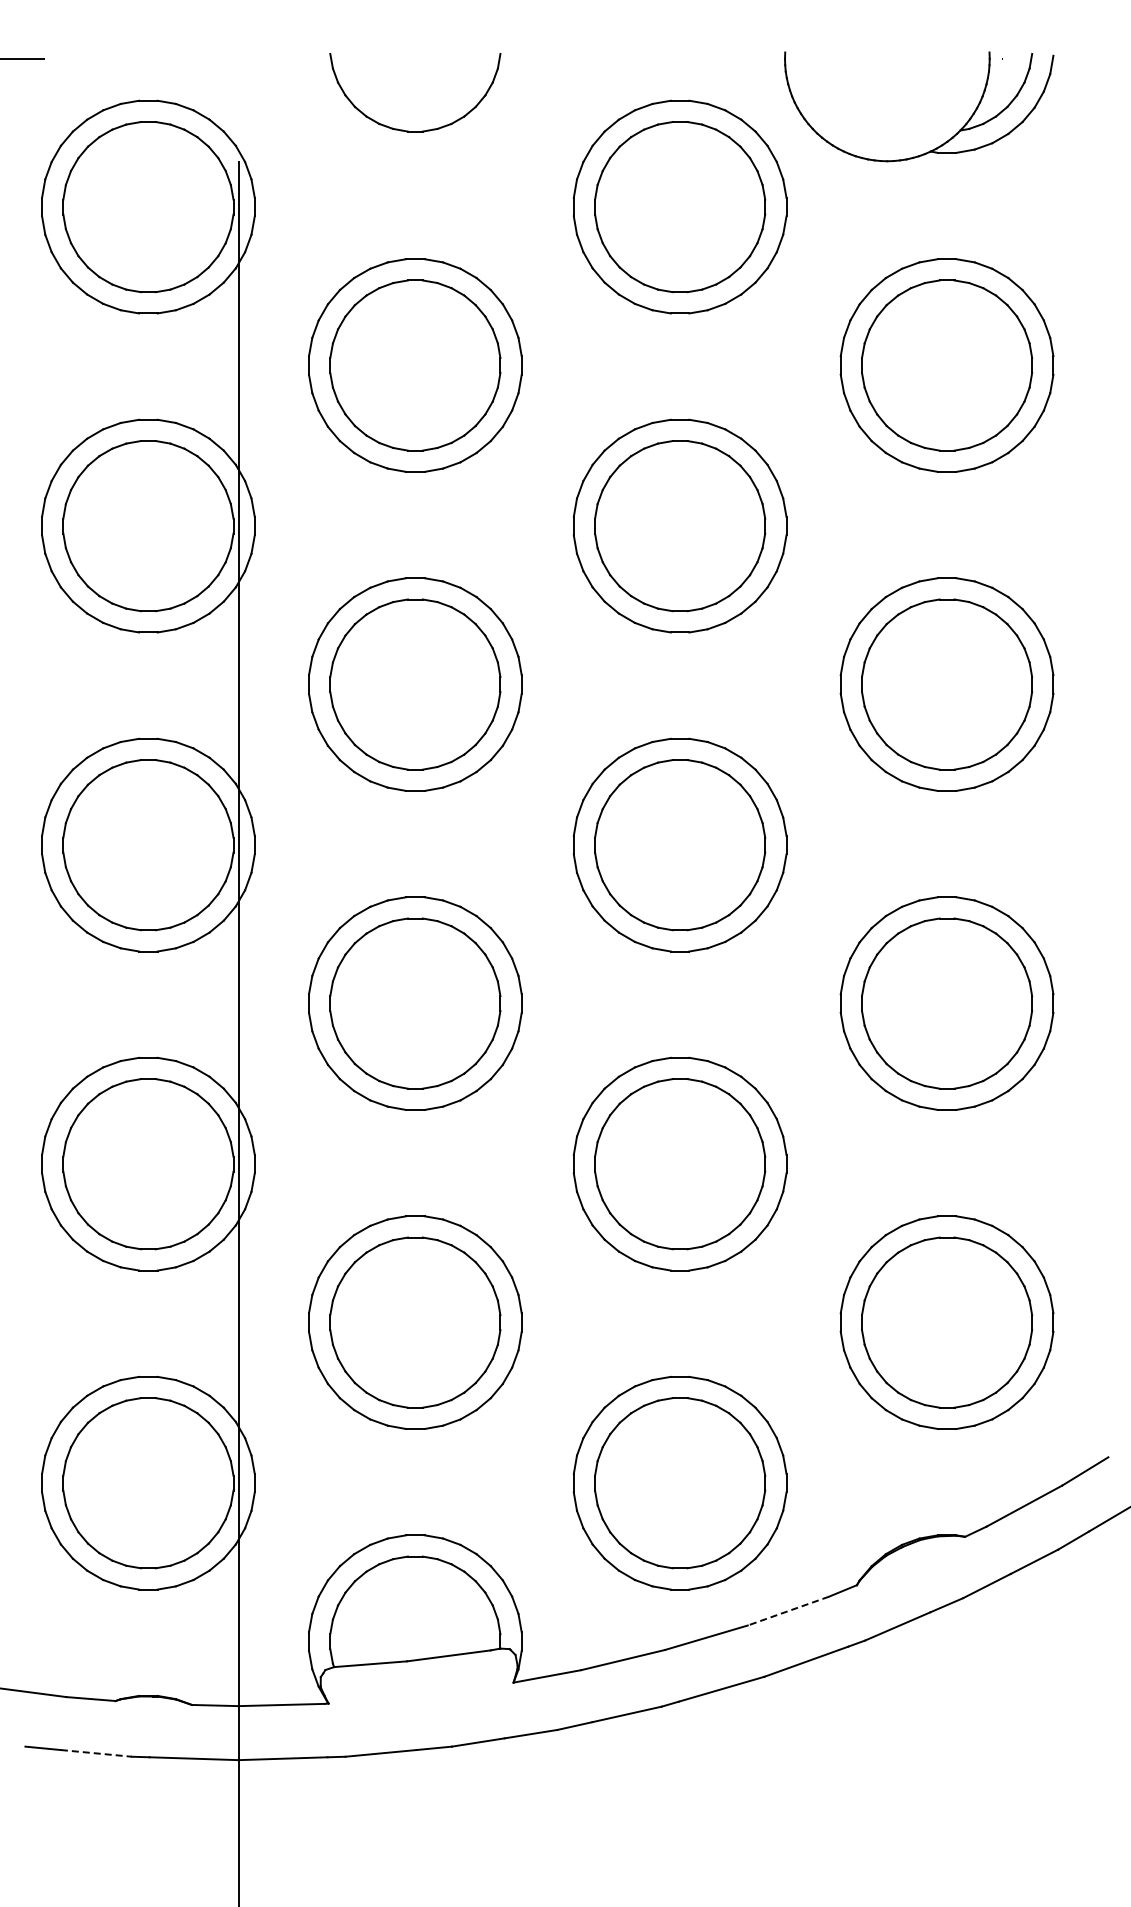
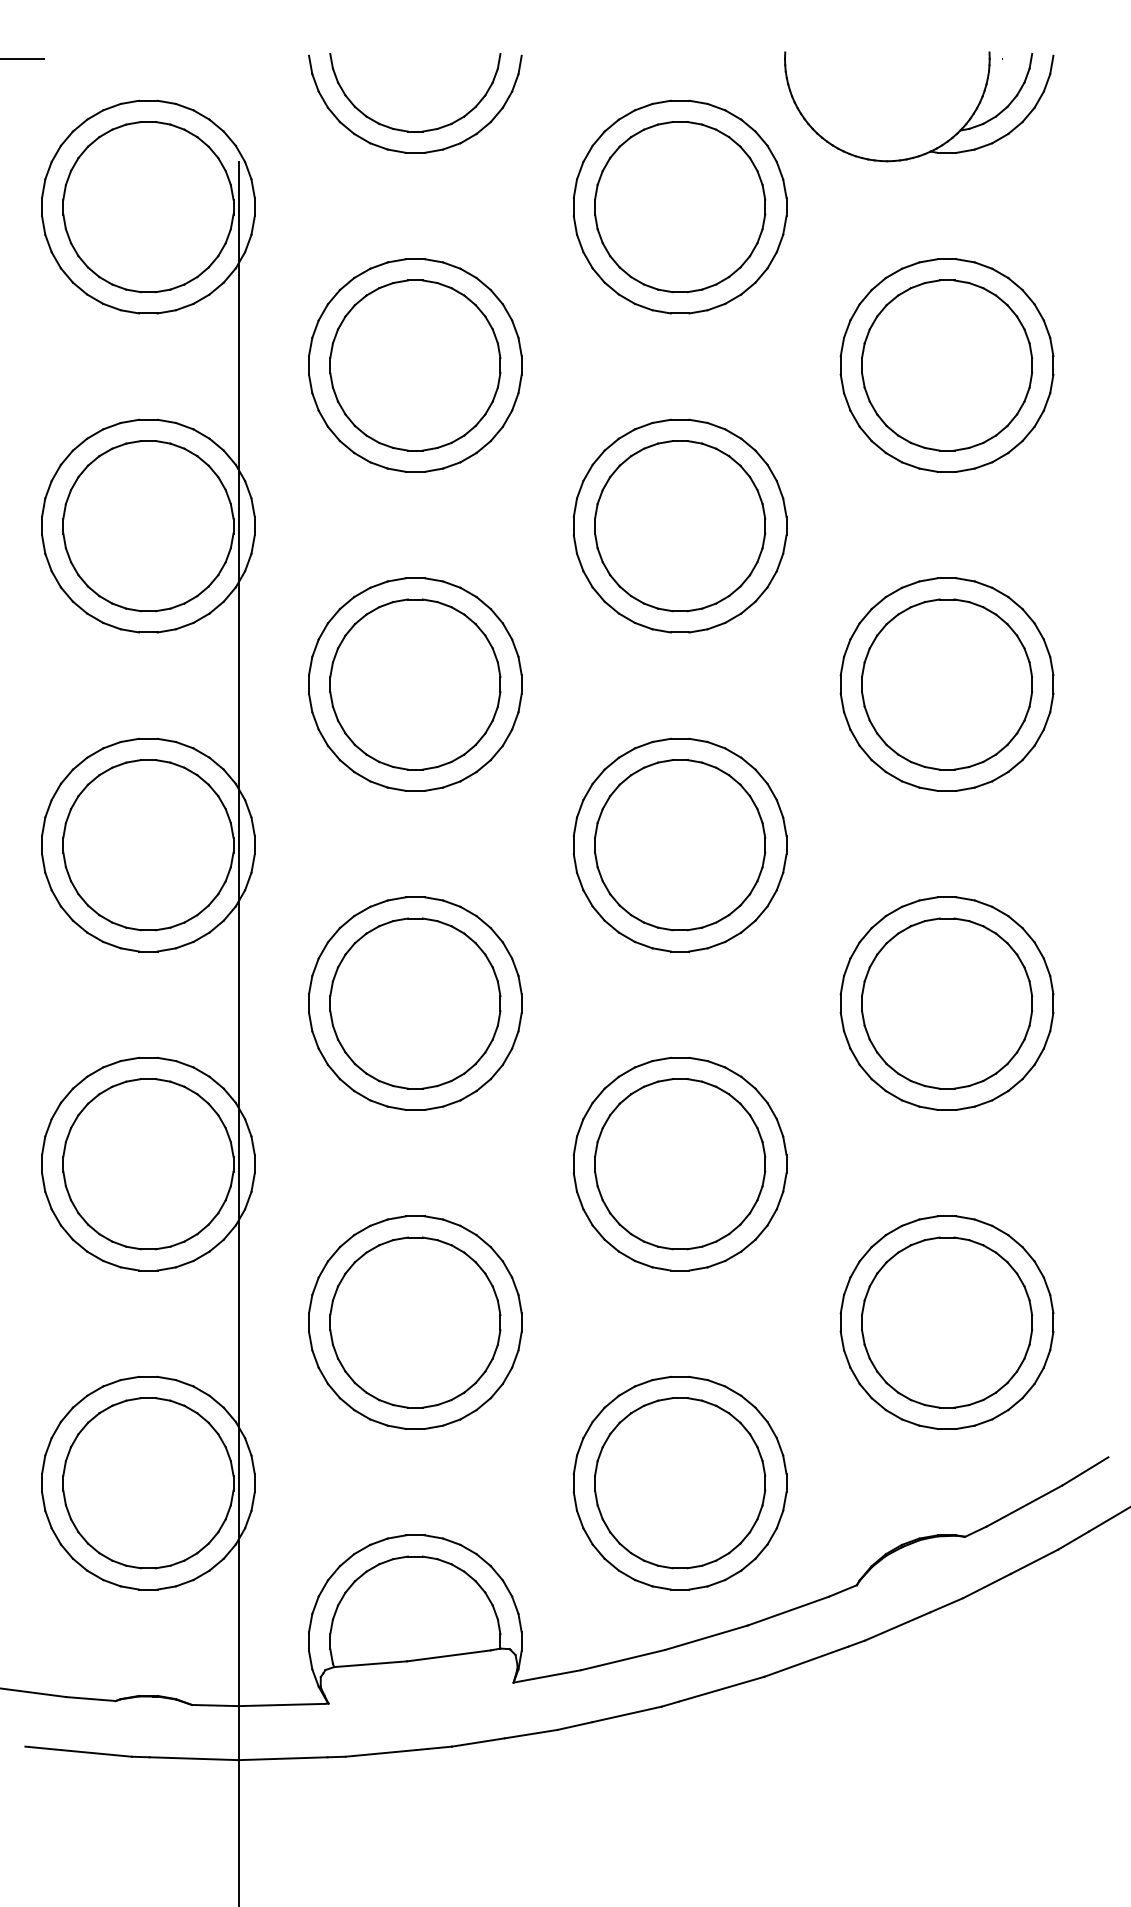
part: none -> present (415, 152)
line: dashed -> solid (787, 1611)
line: dashed -> solid (96, 1753)
